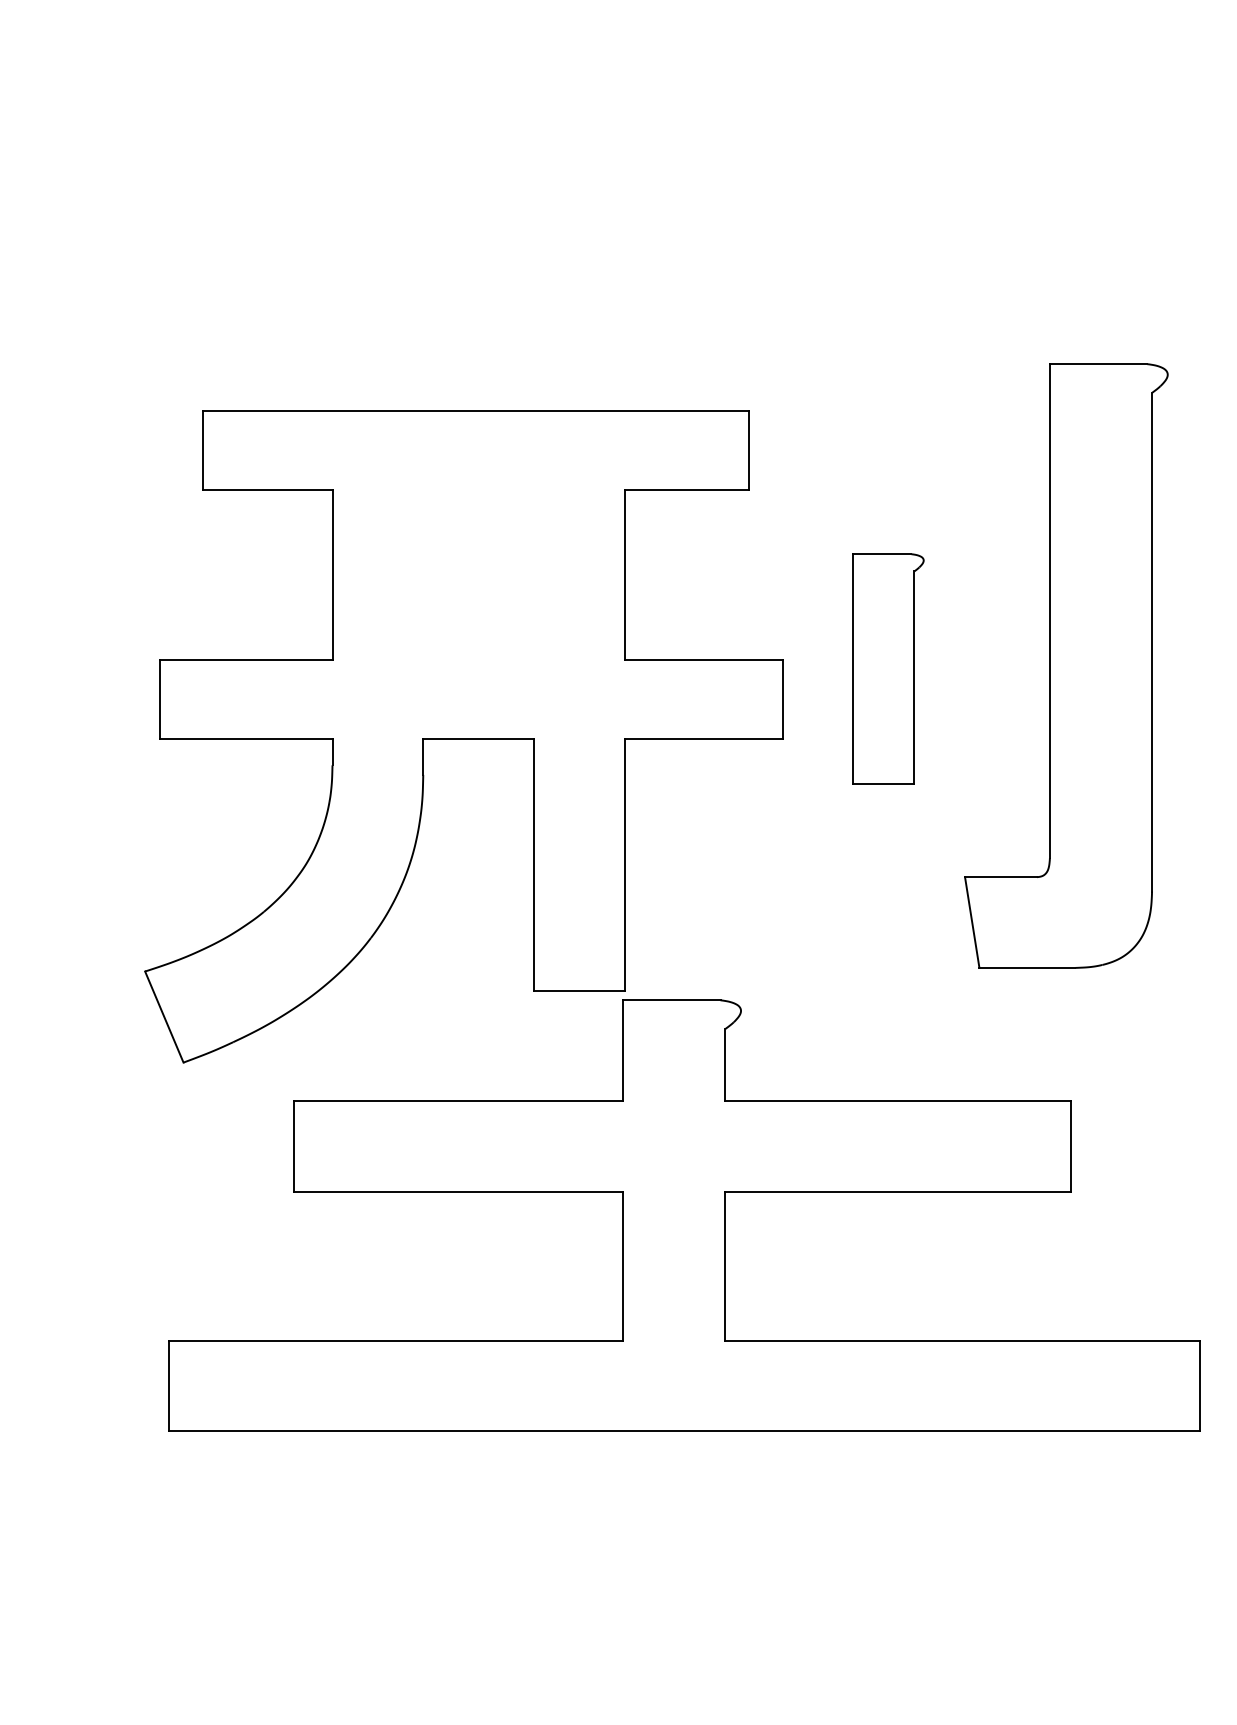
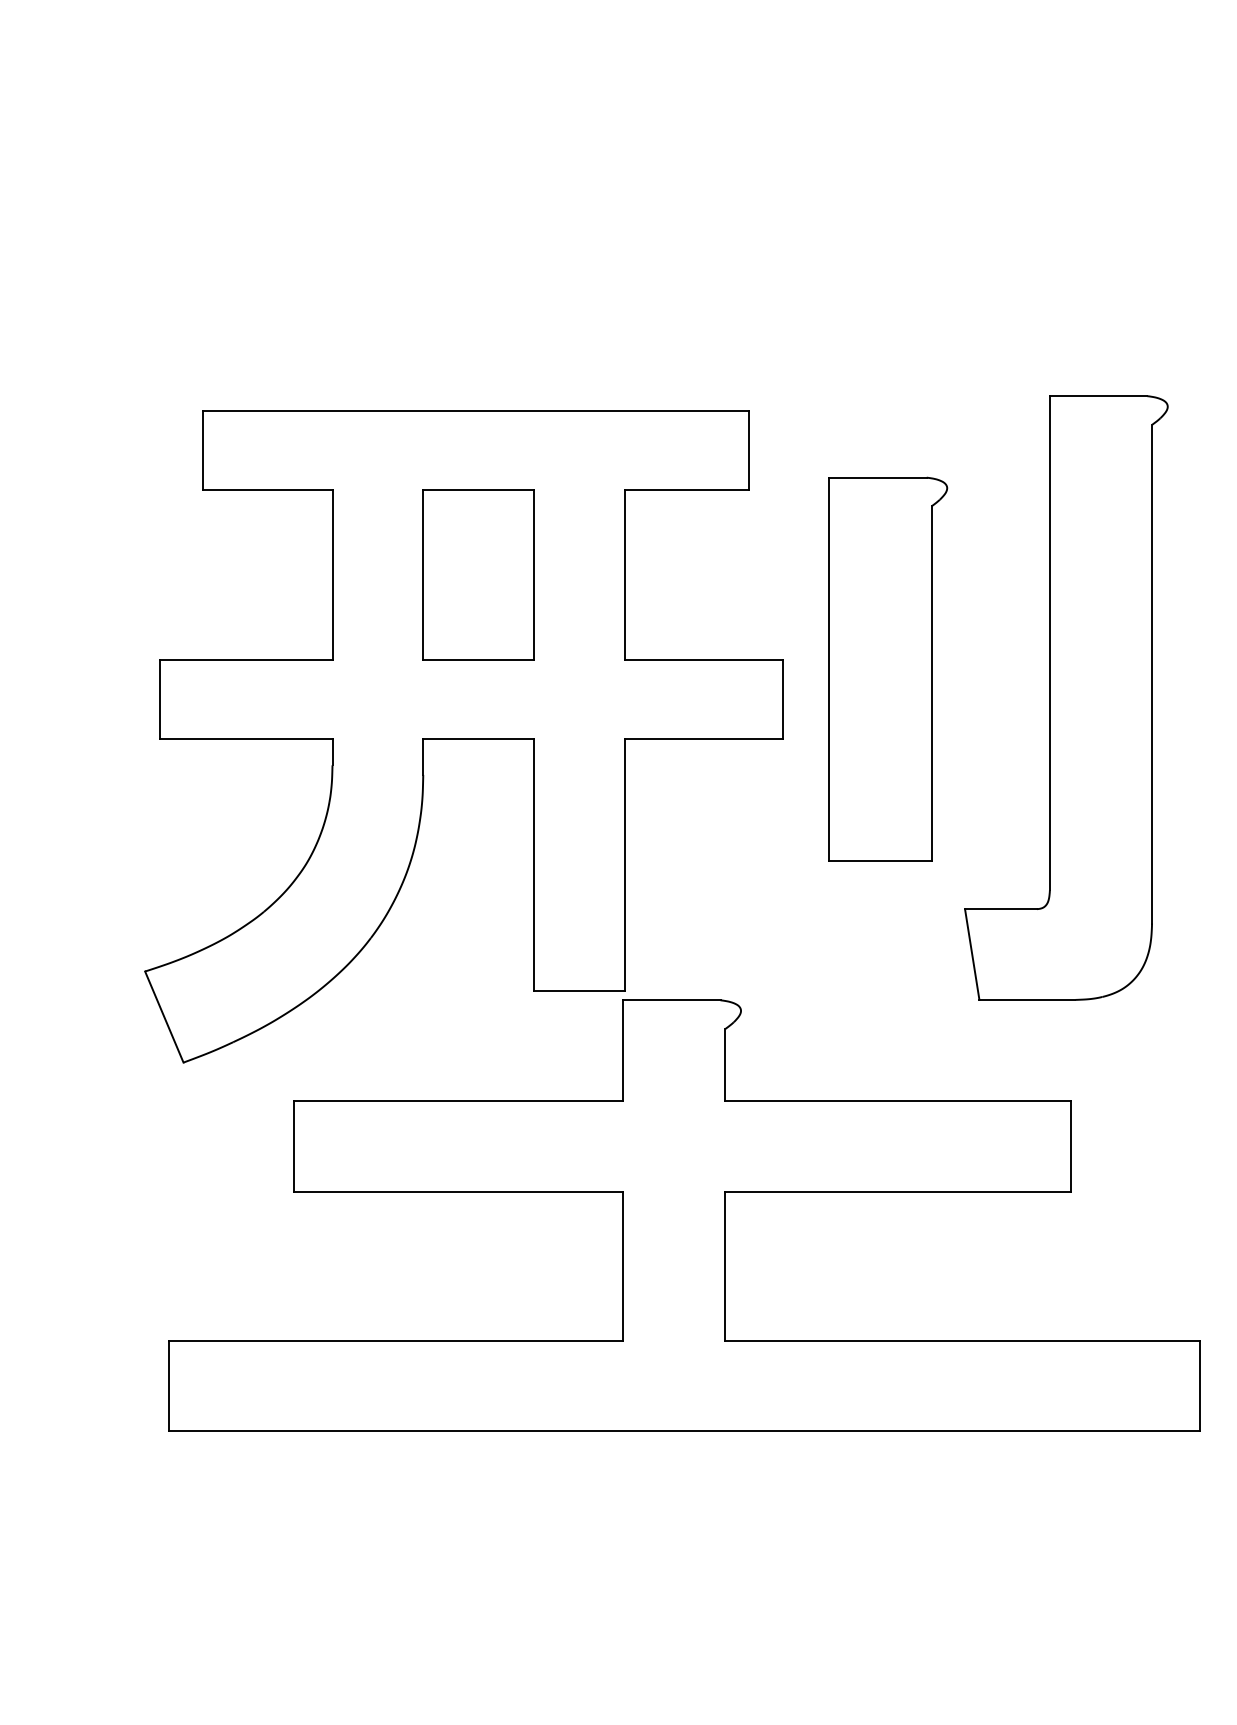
part: none -> present (478, 574)
part position: (1066, 665) -> (1066, 697) (1066, 697)
part size: 73x232 px -> 121x386 px (888, 668)
